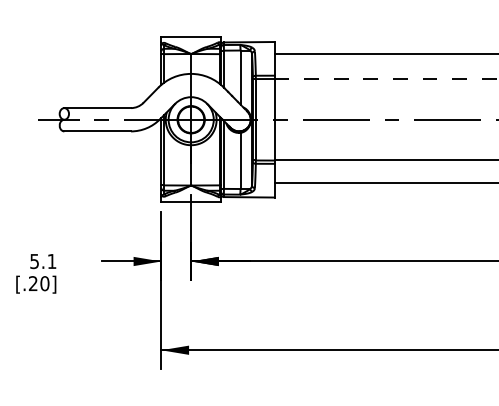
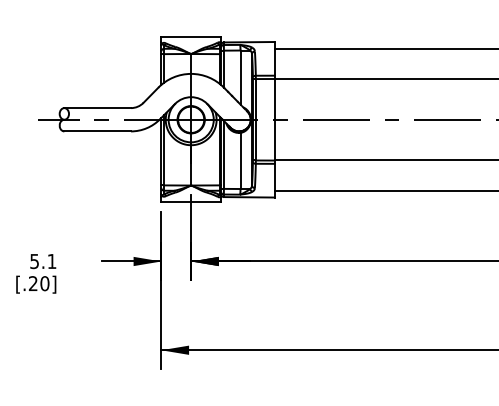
line position: (384, 54) -> (384, 49) (384, 49)
line: dashed -> solid (386, 79)
line position: (384, 182) -> (384, 190) (384, 190)
